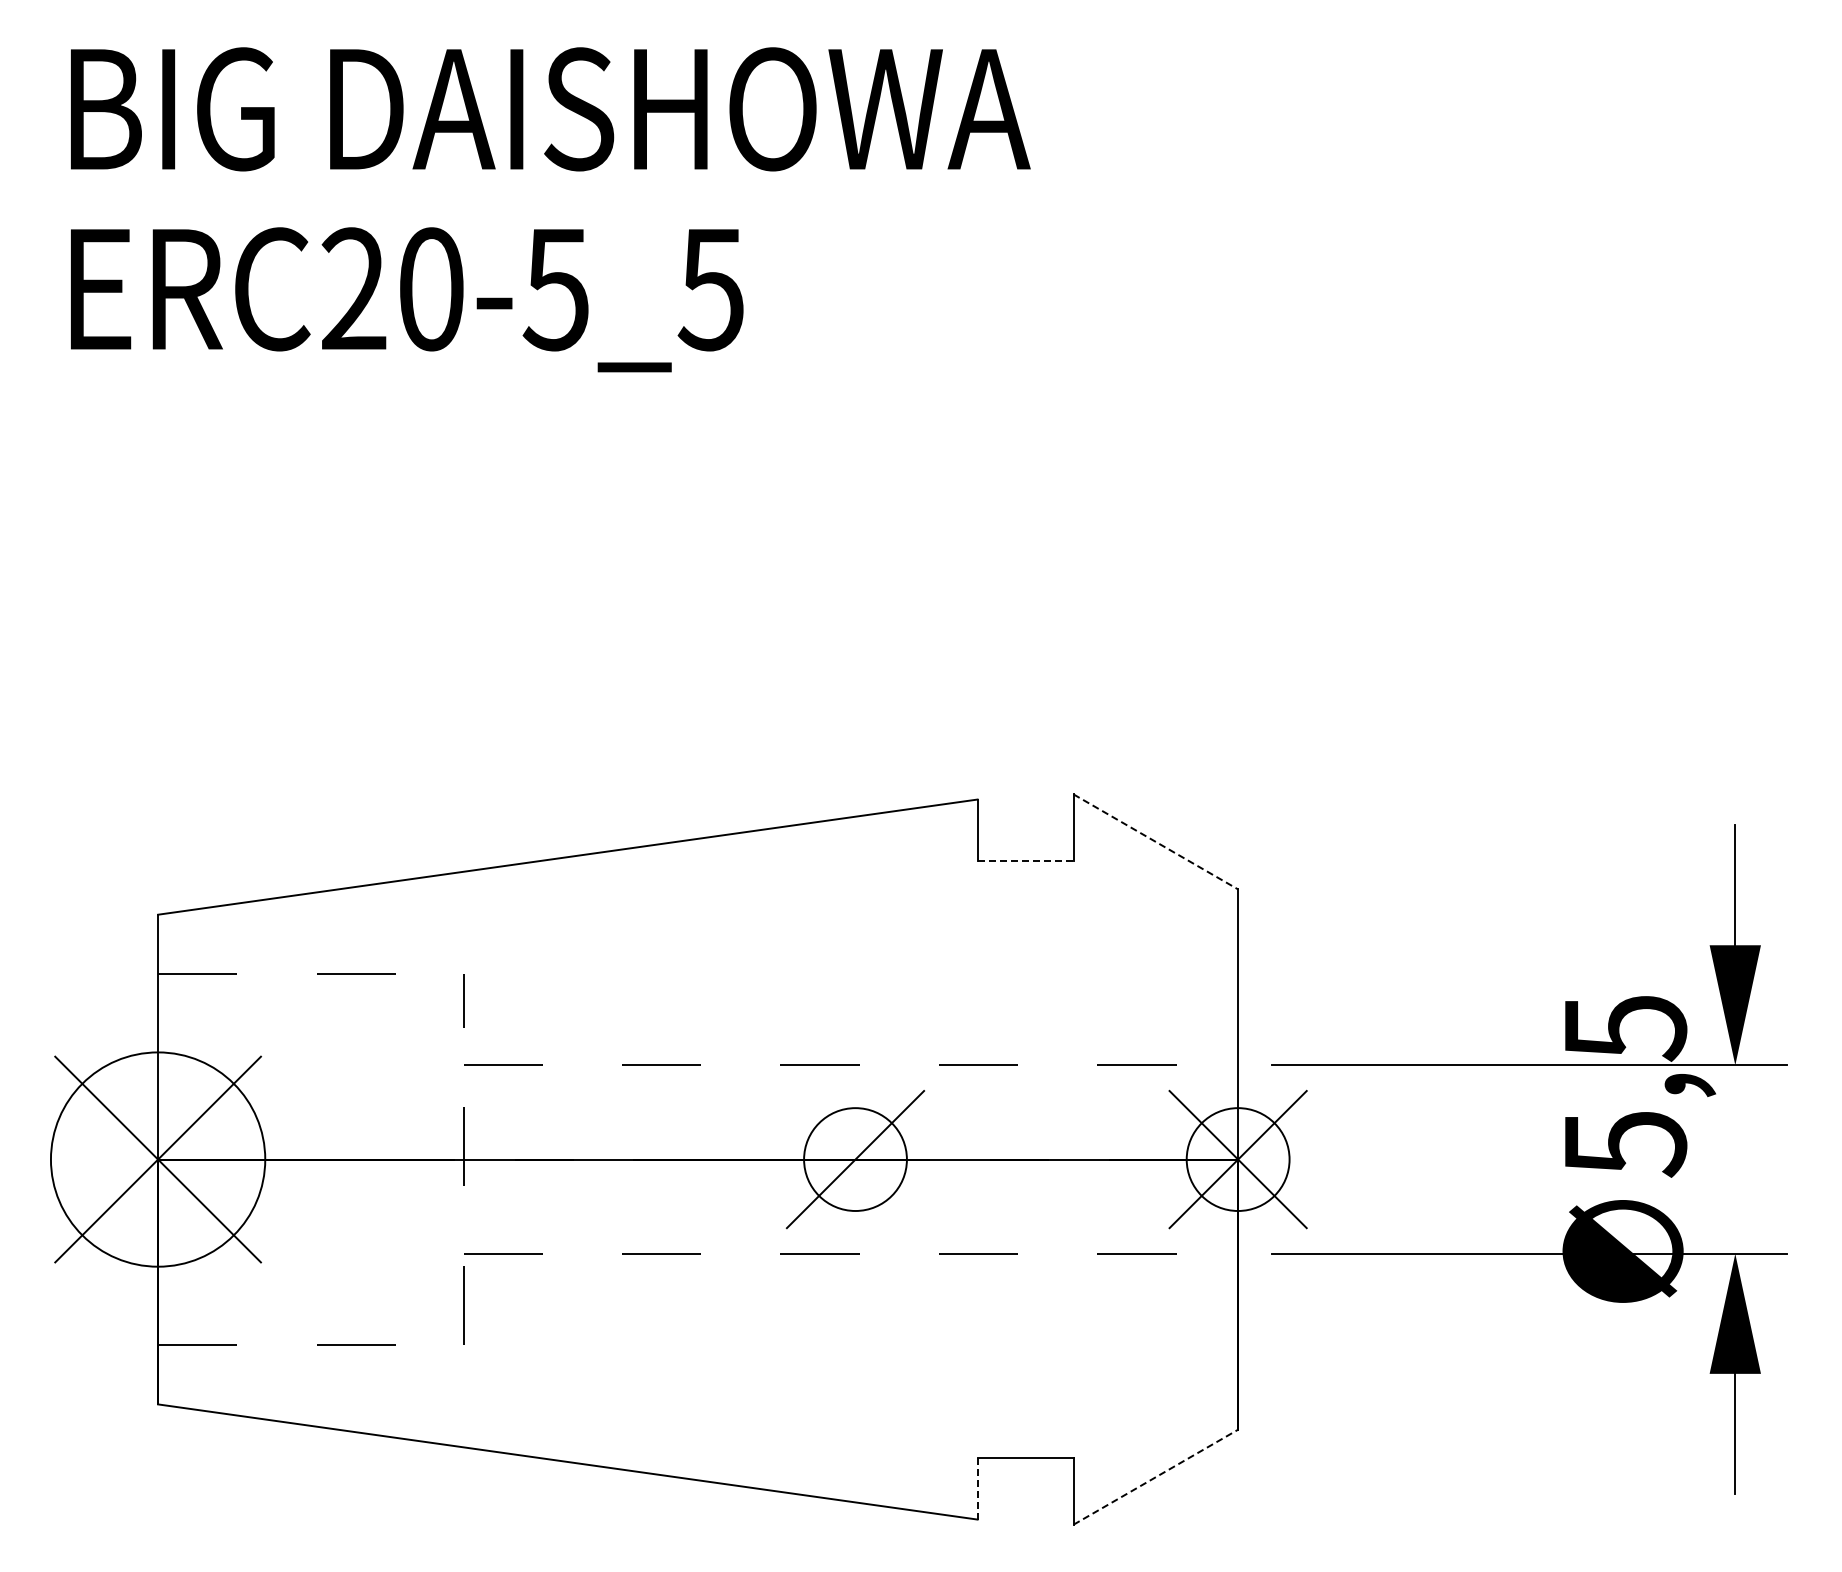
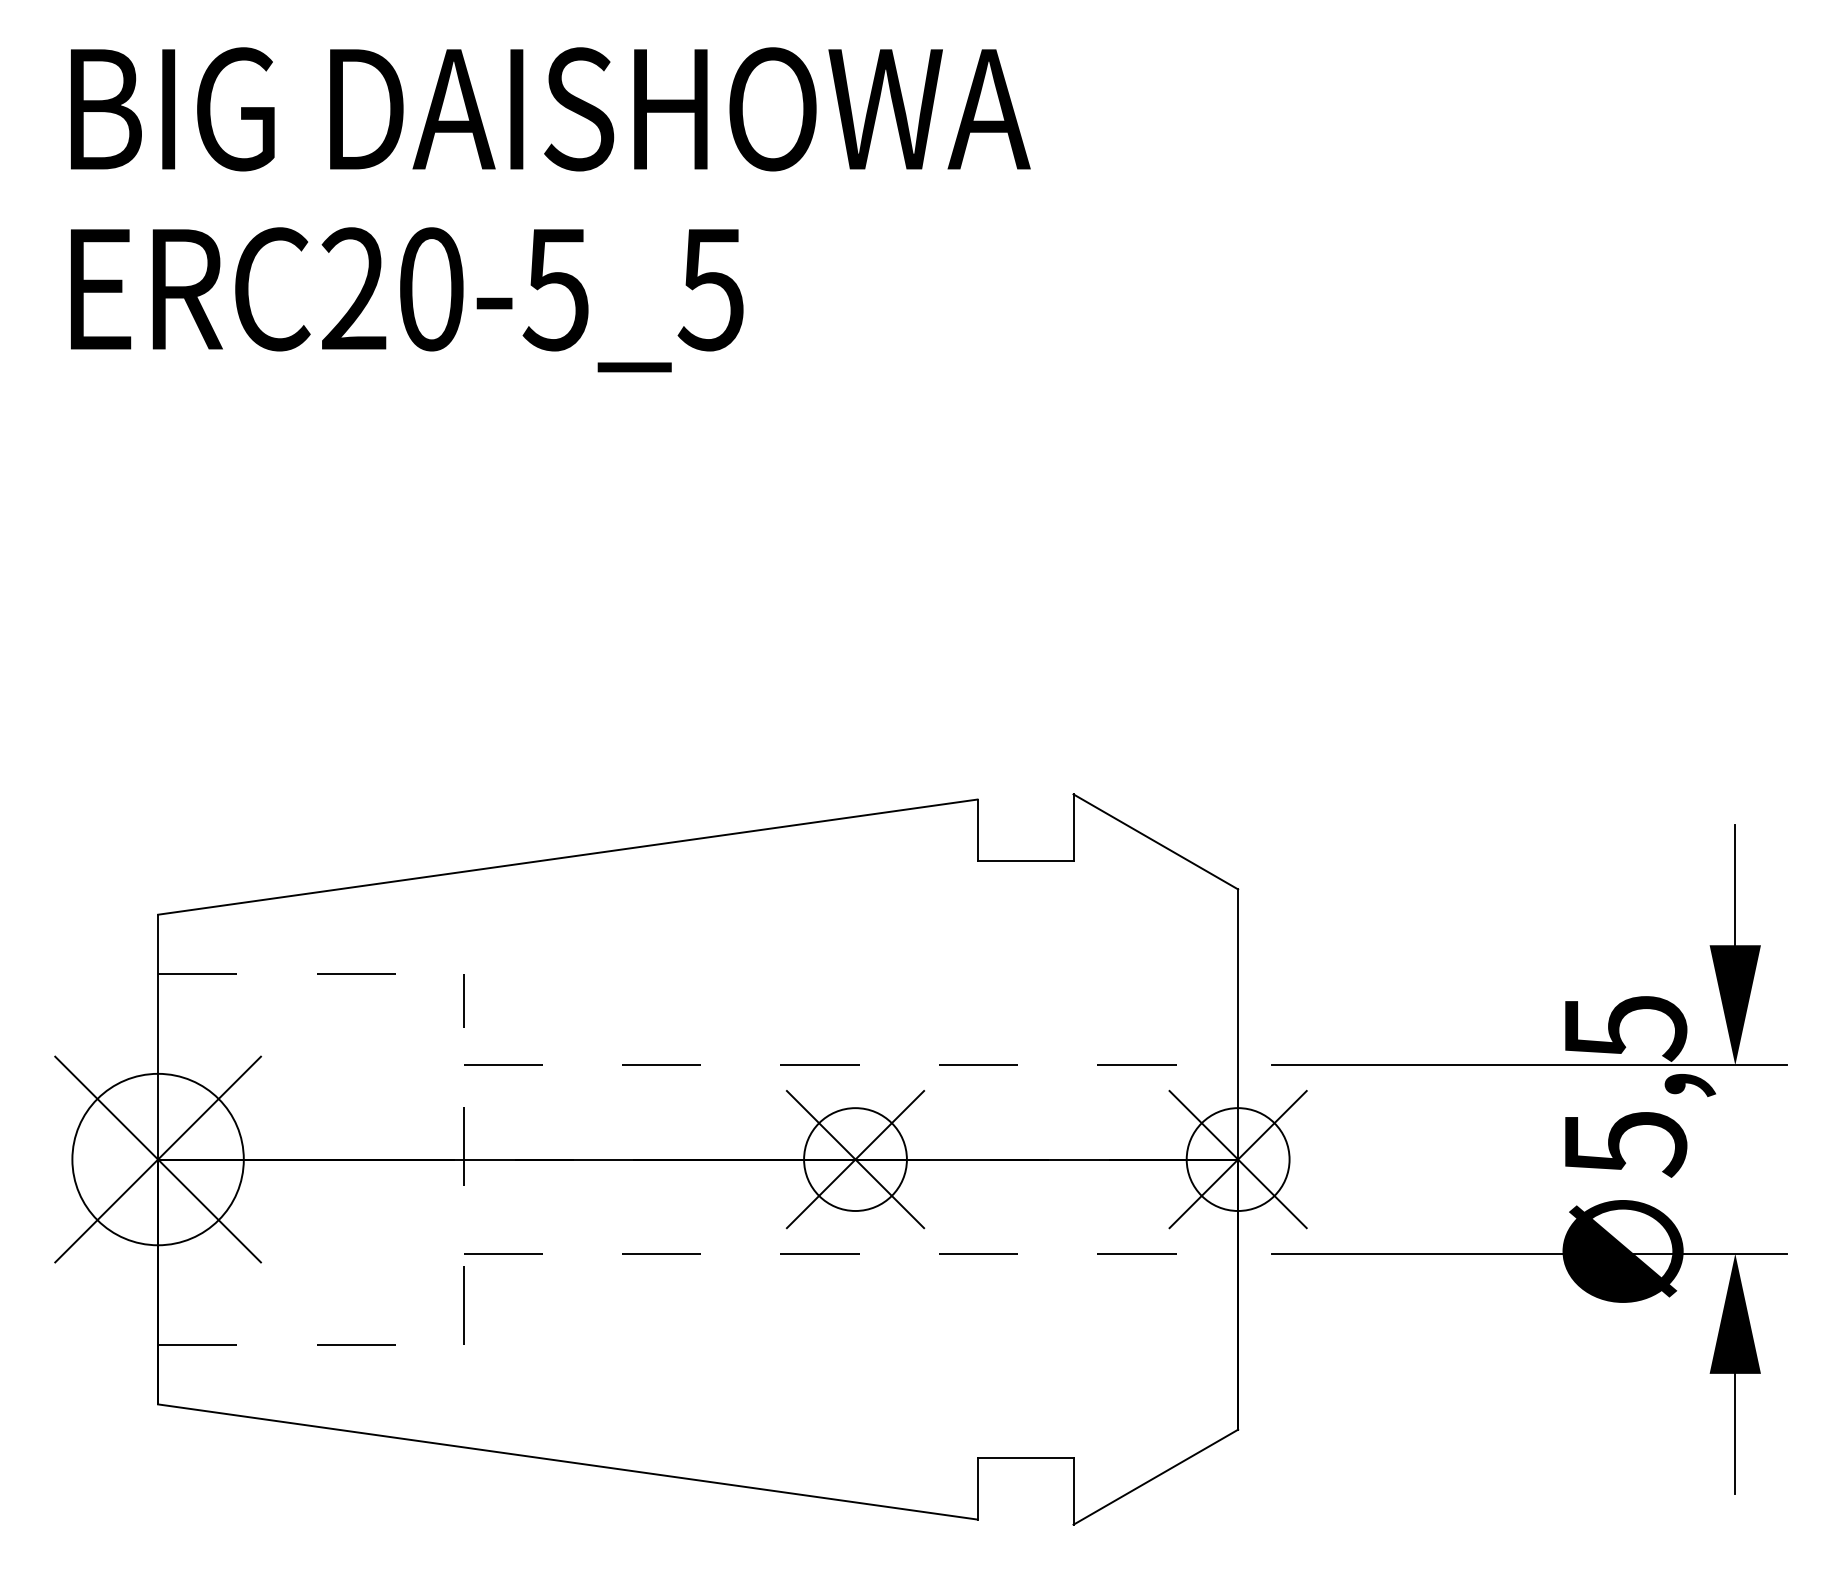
line: dashed -> solid (1156, 842)
line: dashed -> solid (1026, 861)
circle diameter: 214 px -> 171 px (157, 1159)
line: none -> present (855, 1159)
line: dashed -> solid (1156, 1476)
line: dashed -> solid (977, 1488)
